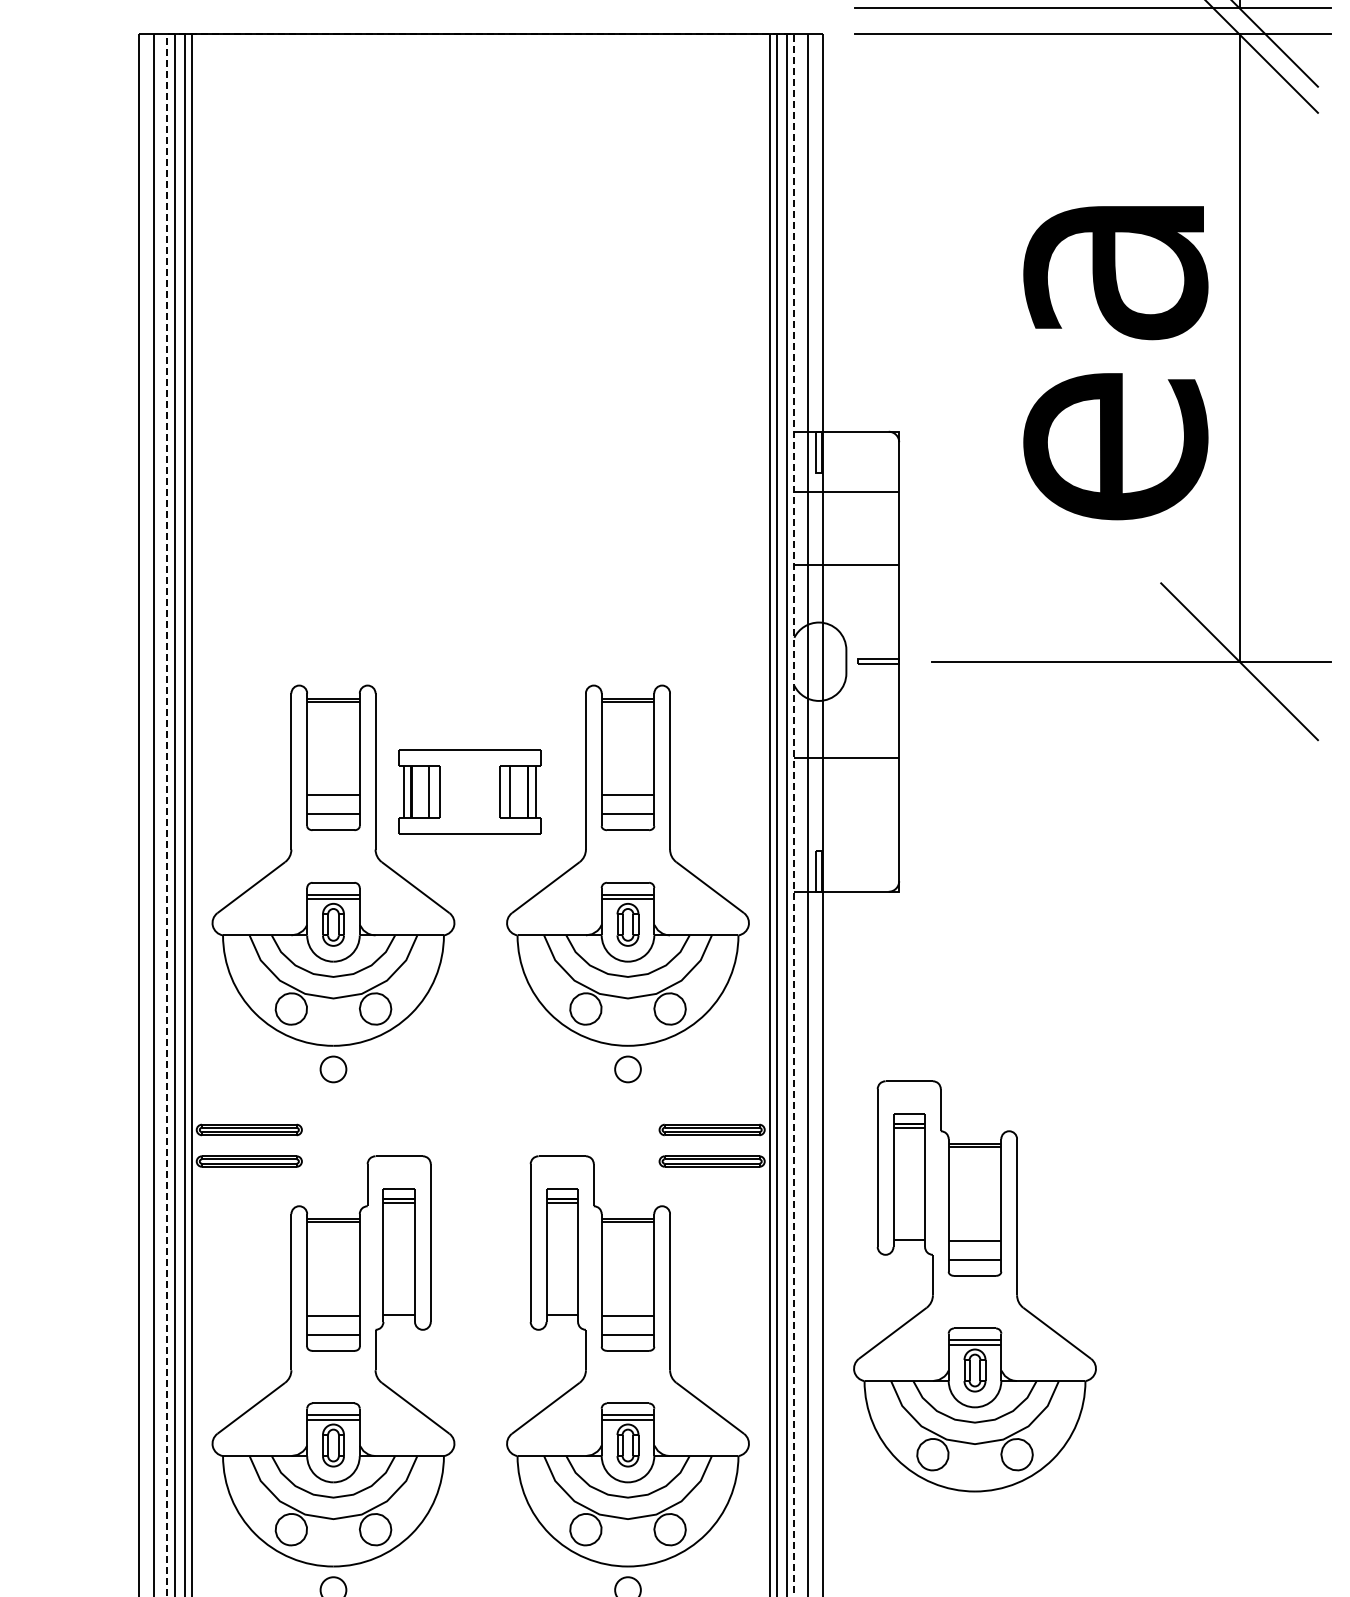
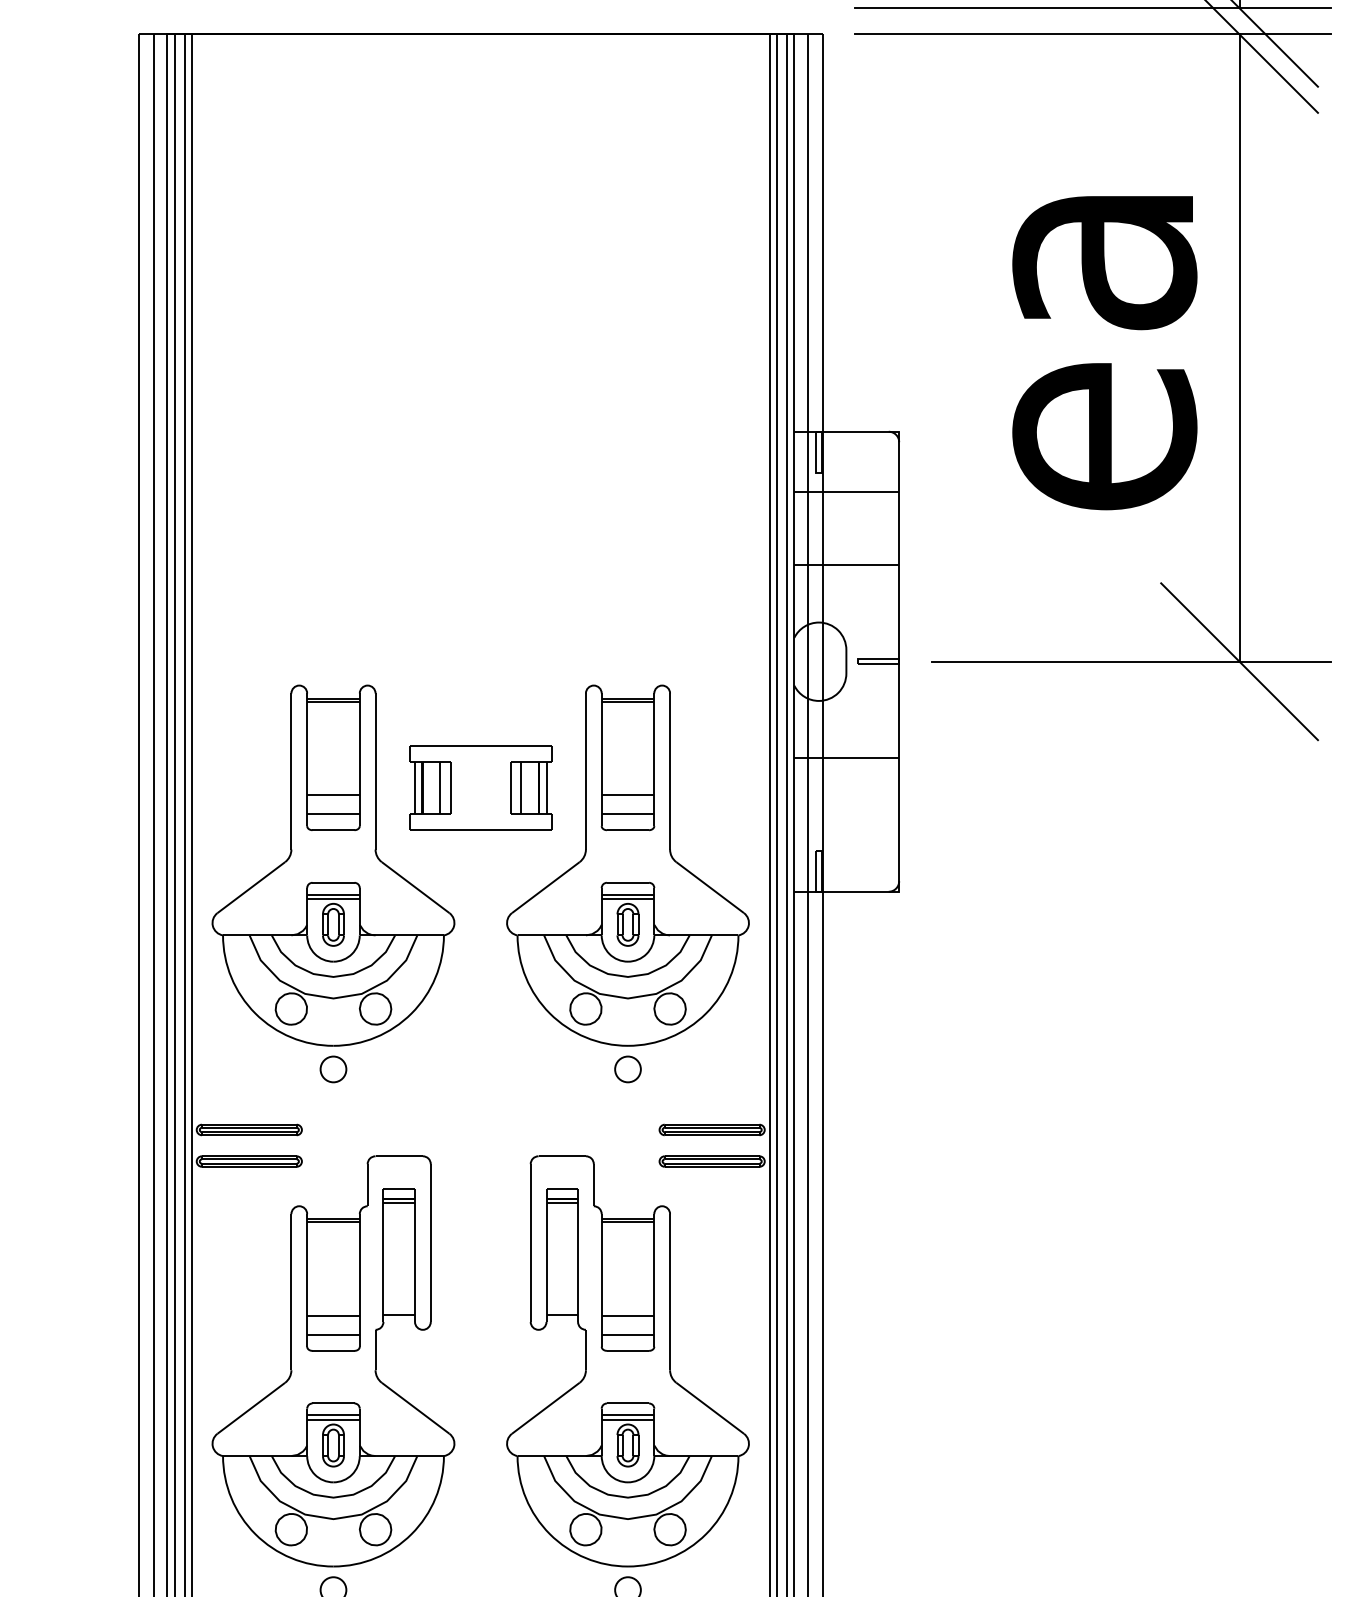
line: dashed -> solid (480, 34)
text position: (1115, 363) -> (1104, 353) (1104, 353)
part position: (469, 791) -> (480, 787) (480, 787)
part: present -> none (974, 1286)
